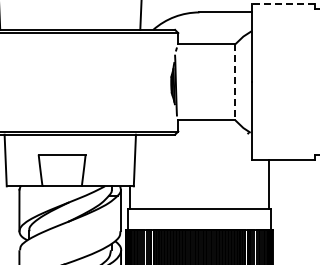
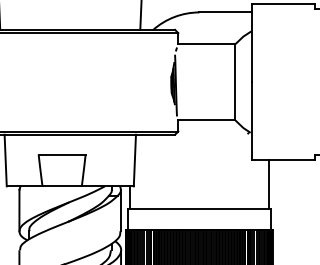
line: dashed -> solid (283, 4)
line: dashed -> solid (235, 82)
